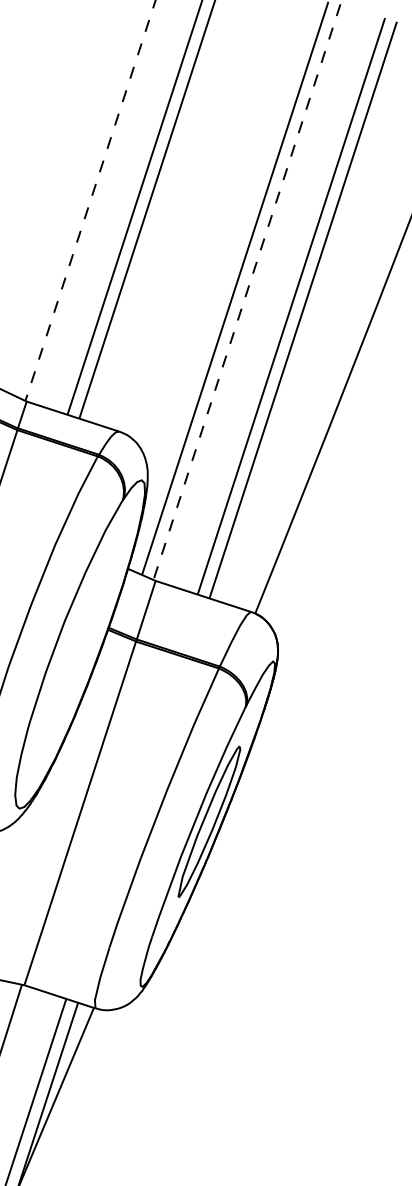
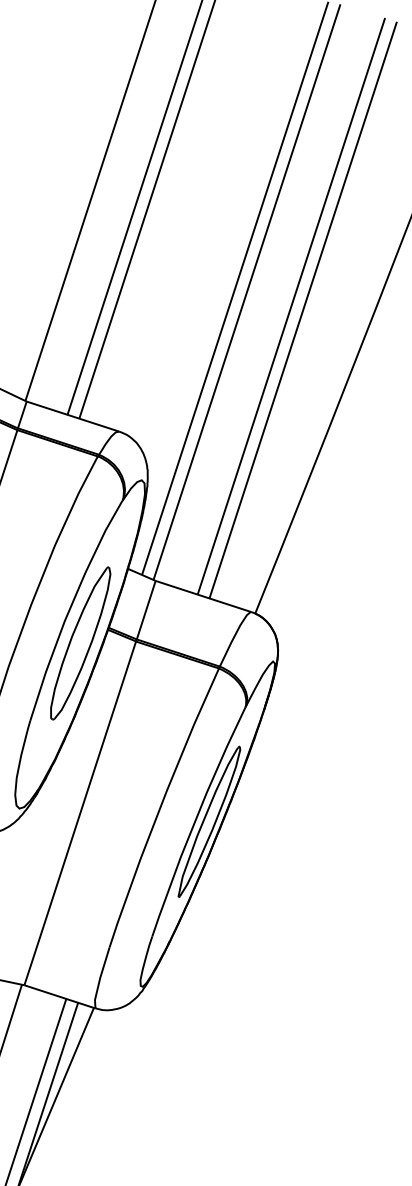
line: dashed -> solid (90, 201)
line: dashed -> solid (247, 292)
part: none -> present (80, 643)
